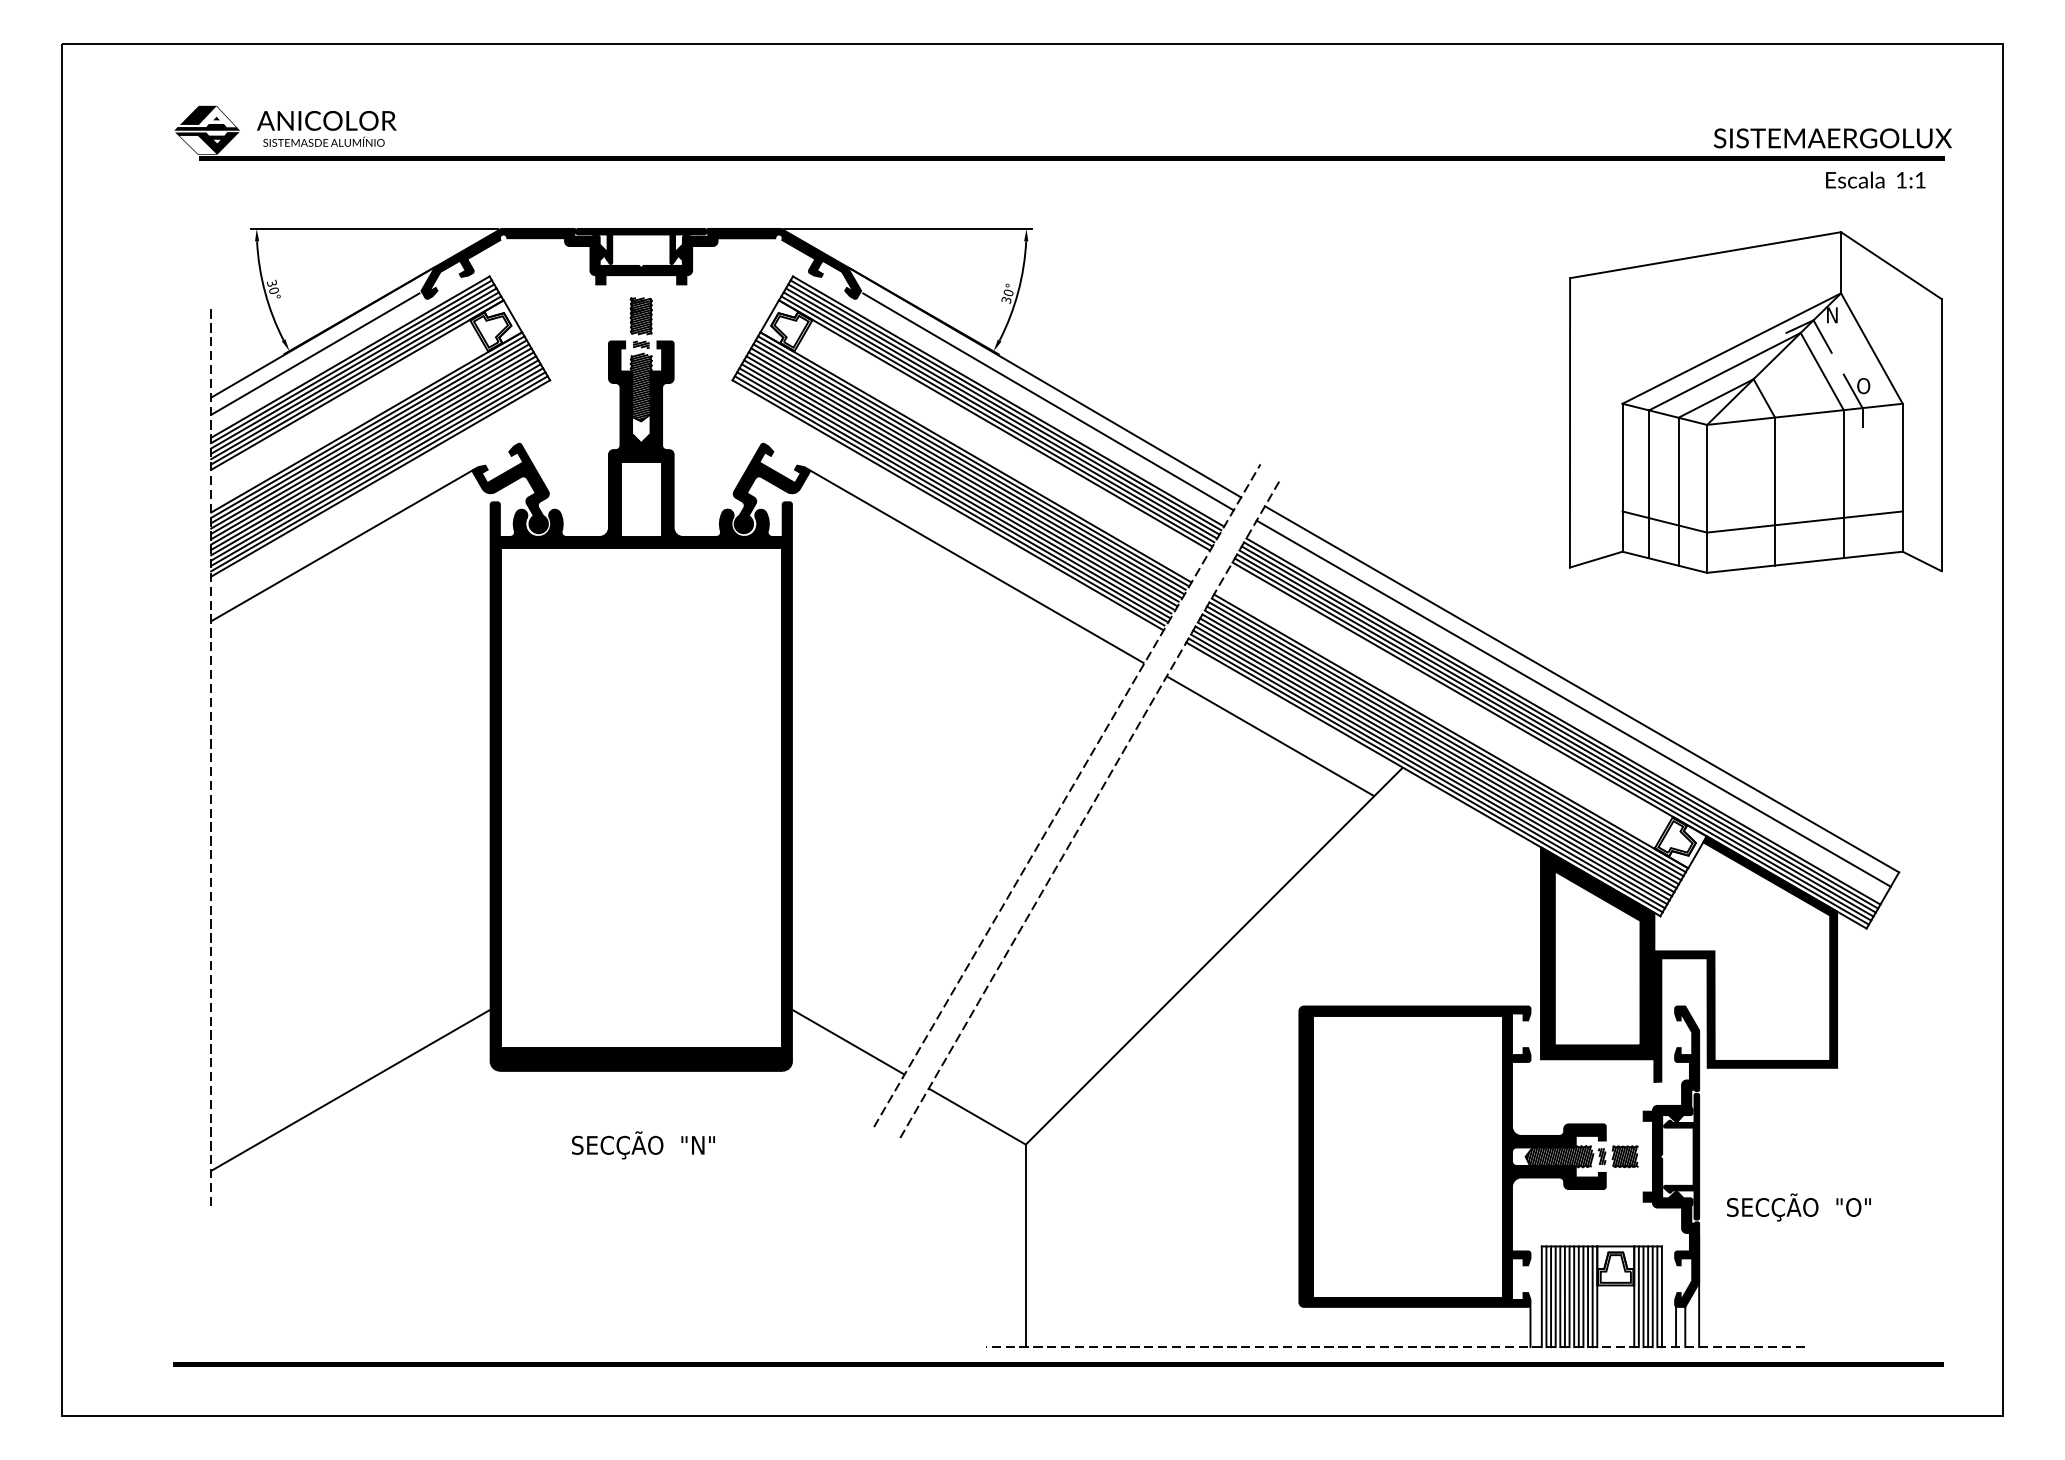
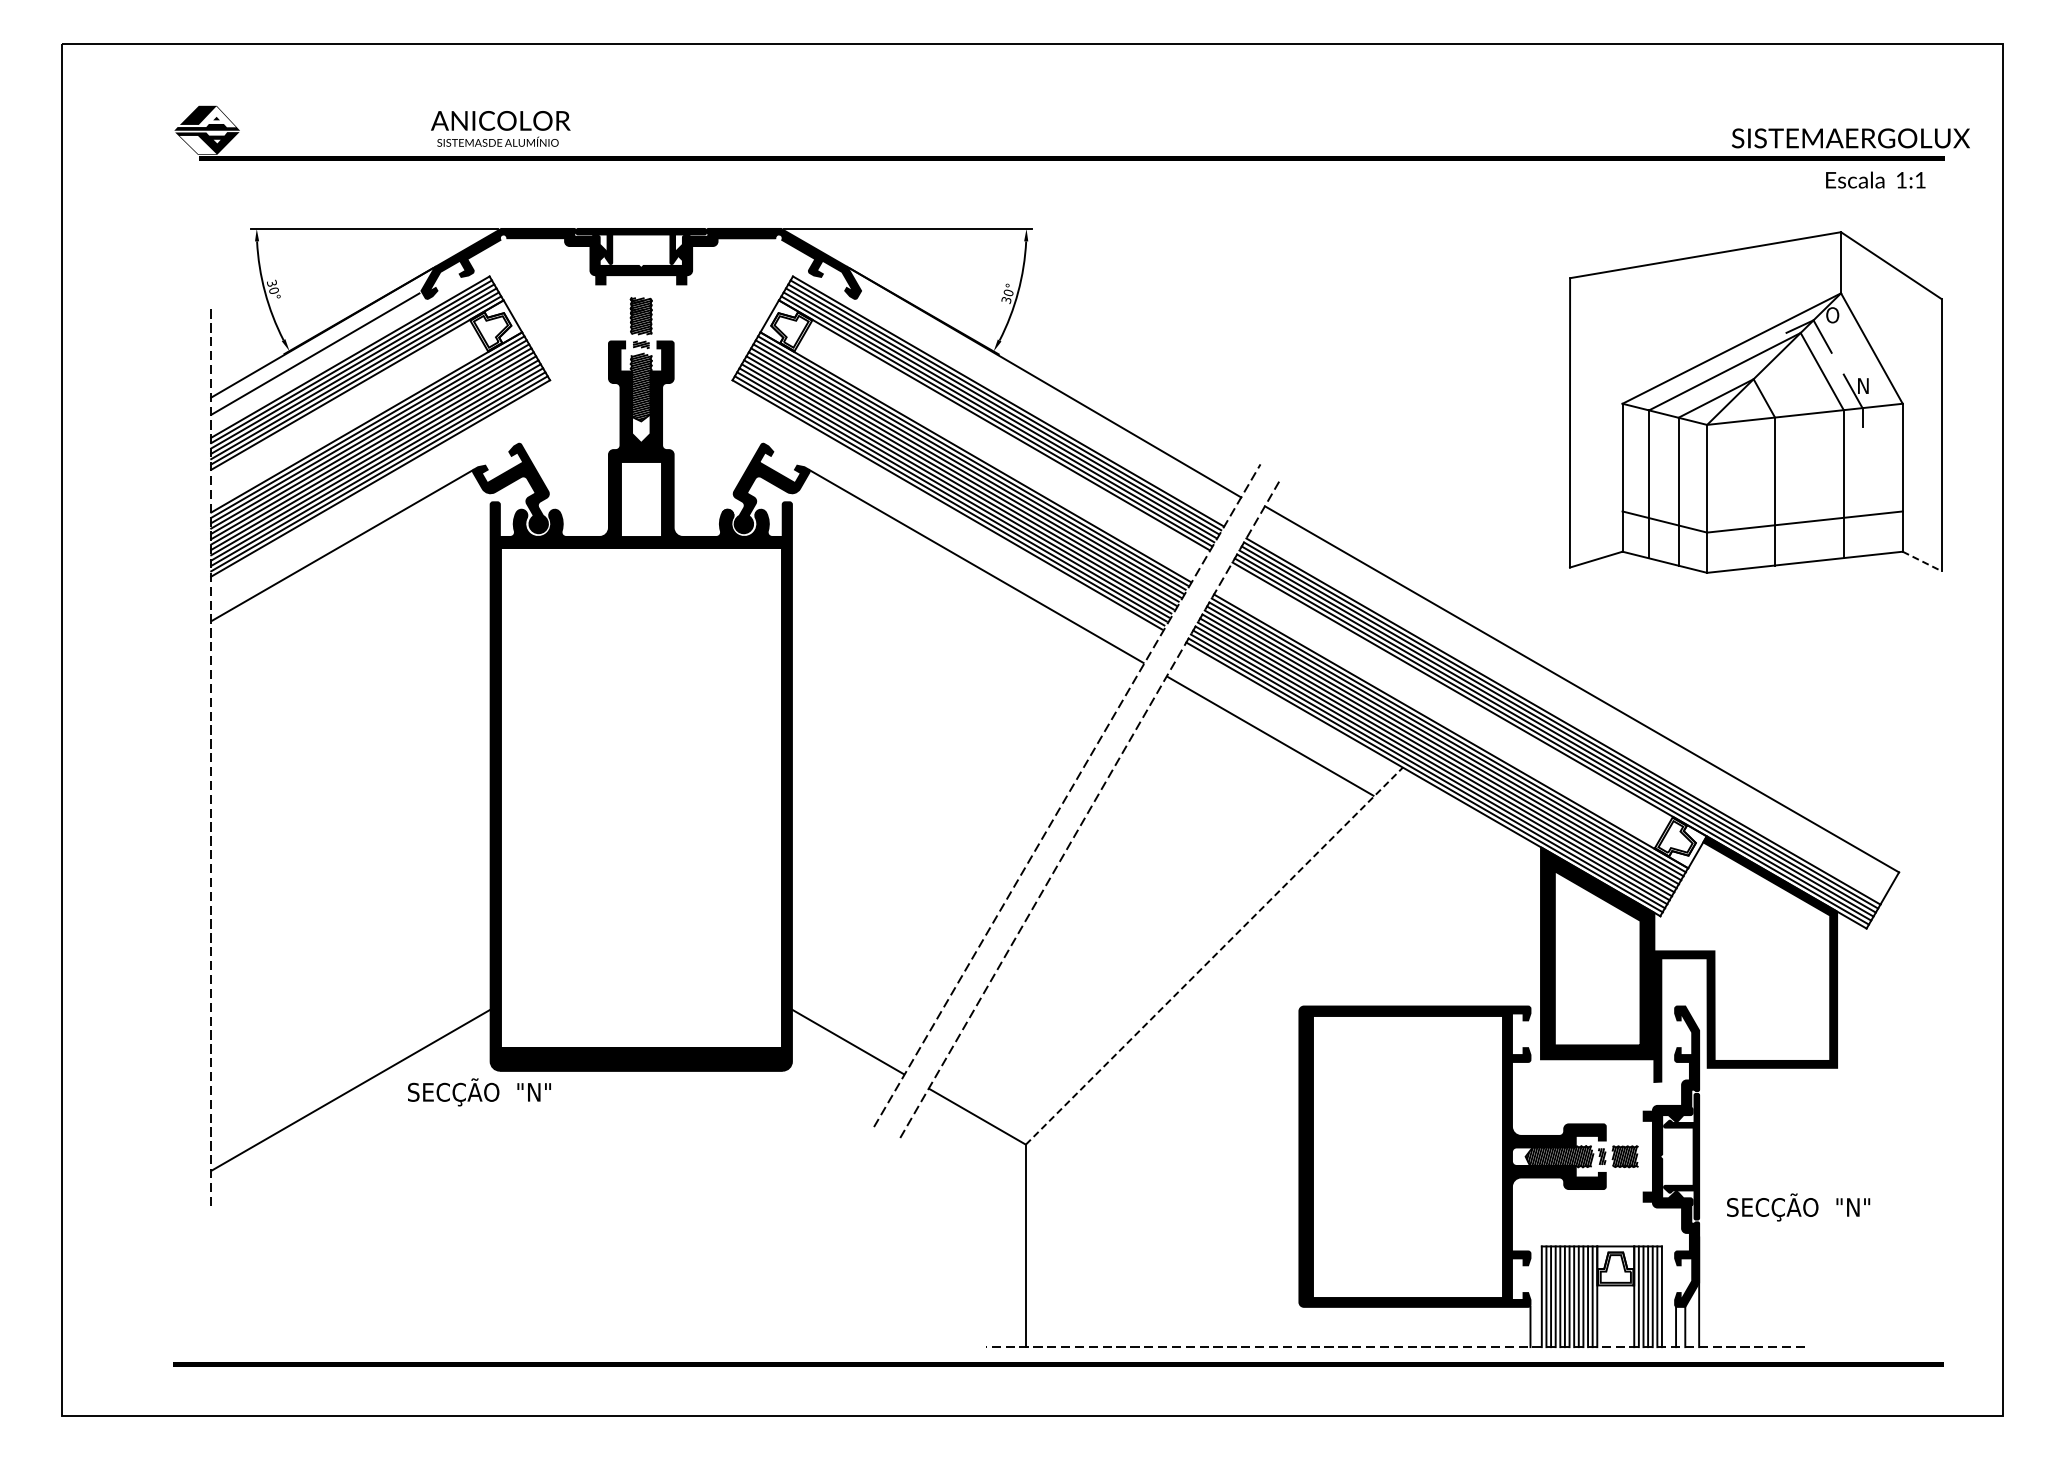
text position: (326, 128) -> (500, 128) (500, 128)
text position: (1832, 138) -> (1850, 138) (1850, 138)
text: N -> O (1832, 315)
text: O -> N (1863, 386)
line: present -> none (1048, 401)
line: solid -> dashed (1922, 561)
line: present -> none (1573, 703)
line: solid -> dashed (1214, 956)
text position: (643, 1145) -> (479, 1092) (479, 1092)
text: SECÇÃO  "O" -> SECÇÃO  "N" (1858, 1207)
